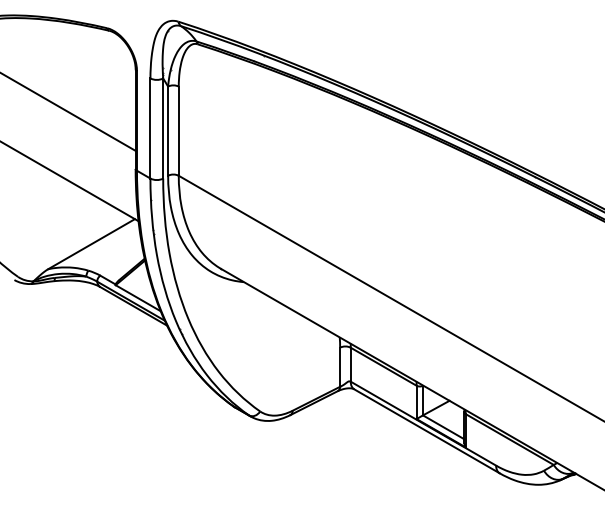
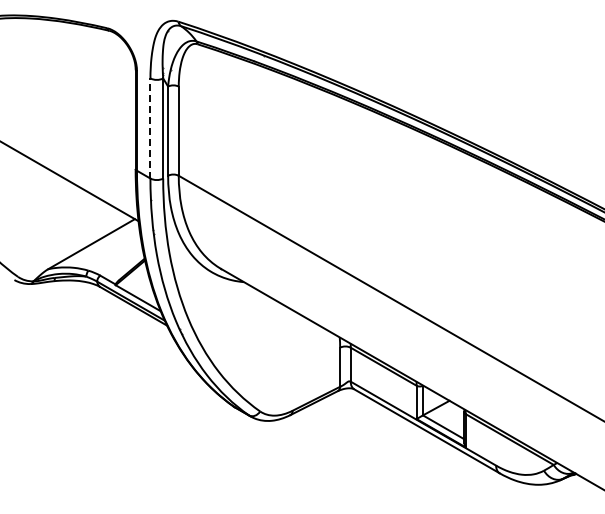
line: present -> none (68, 111)
line: solid -> dashed (150, 127)
